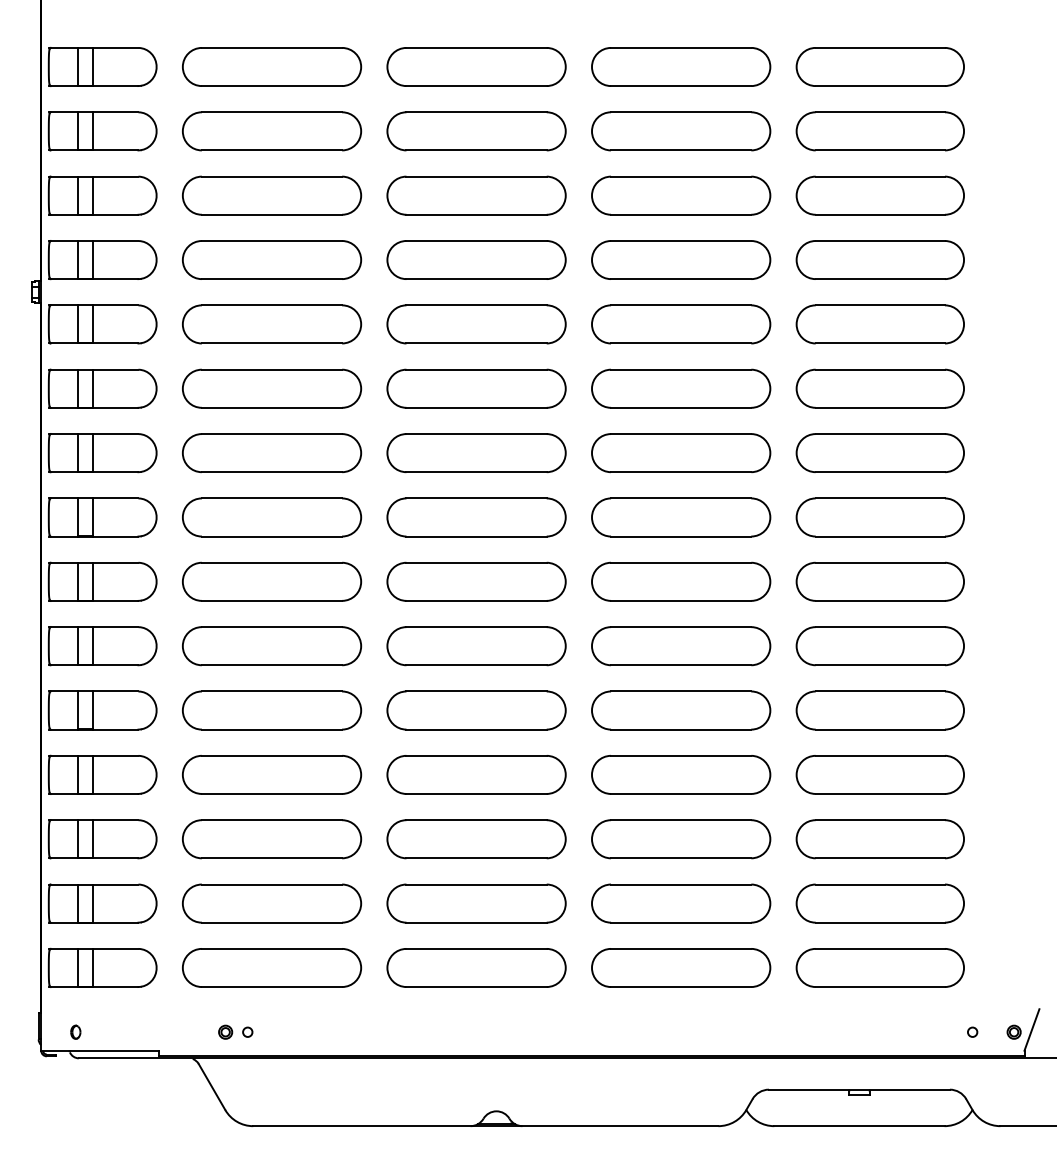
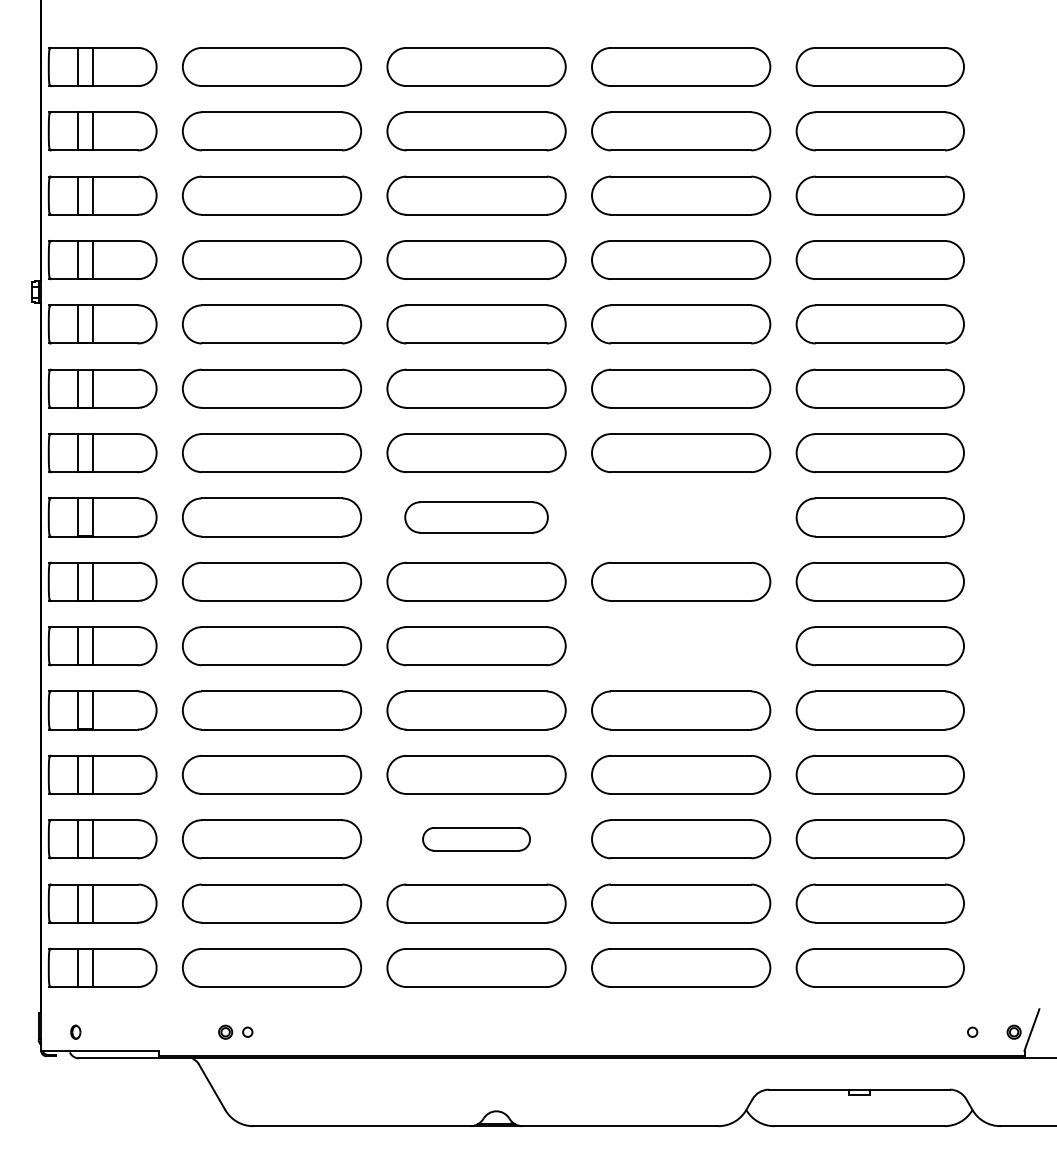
part size: 181x41 px -> 145x33 px (476, 517)
part: present -> none (681, 517)
part: present -> none (681, 646)
part size: 181x41 px -> 109x25 px (476, 839)
